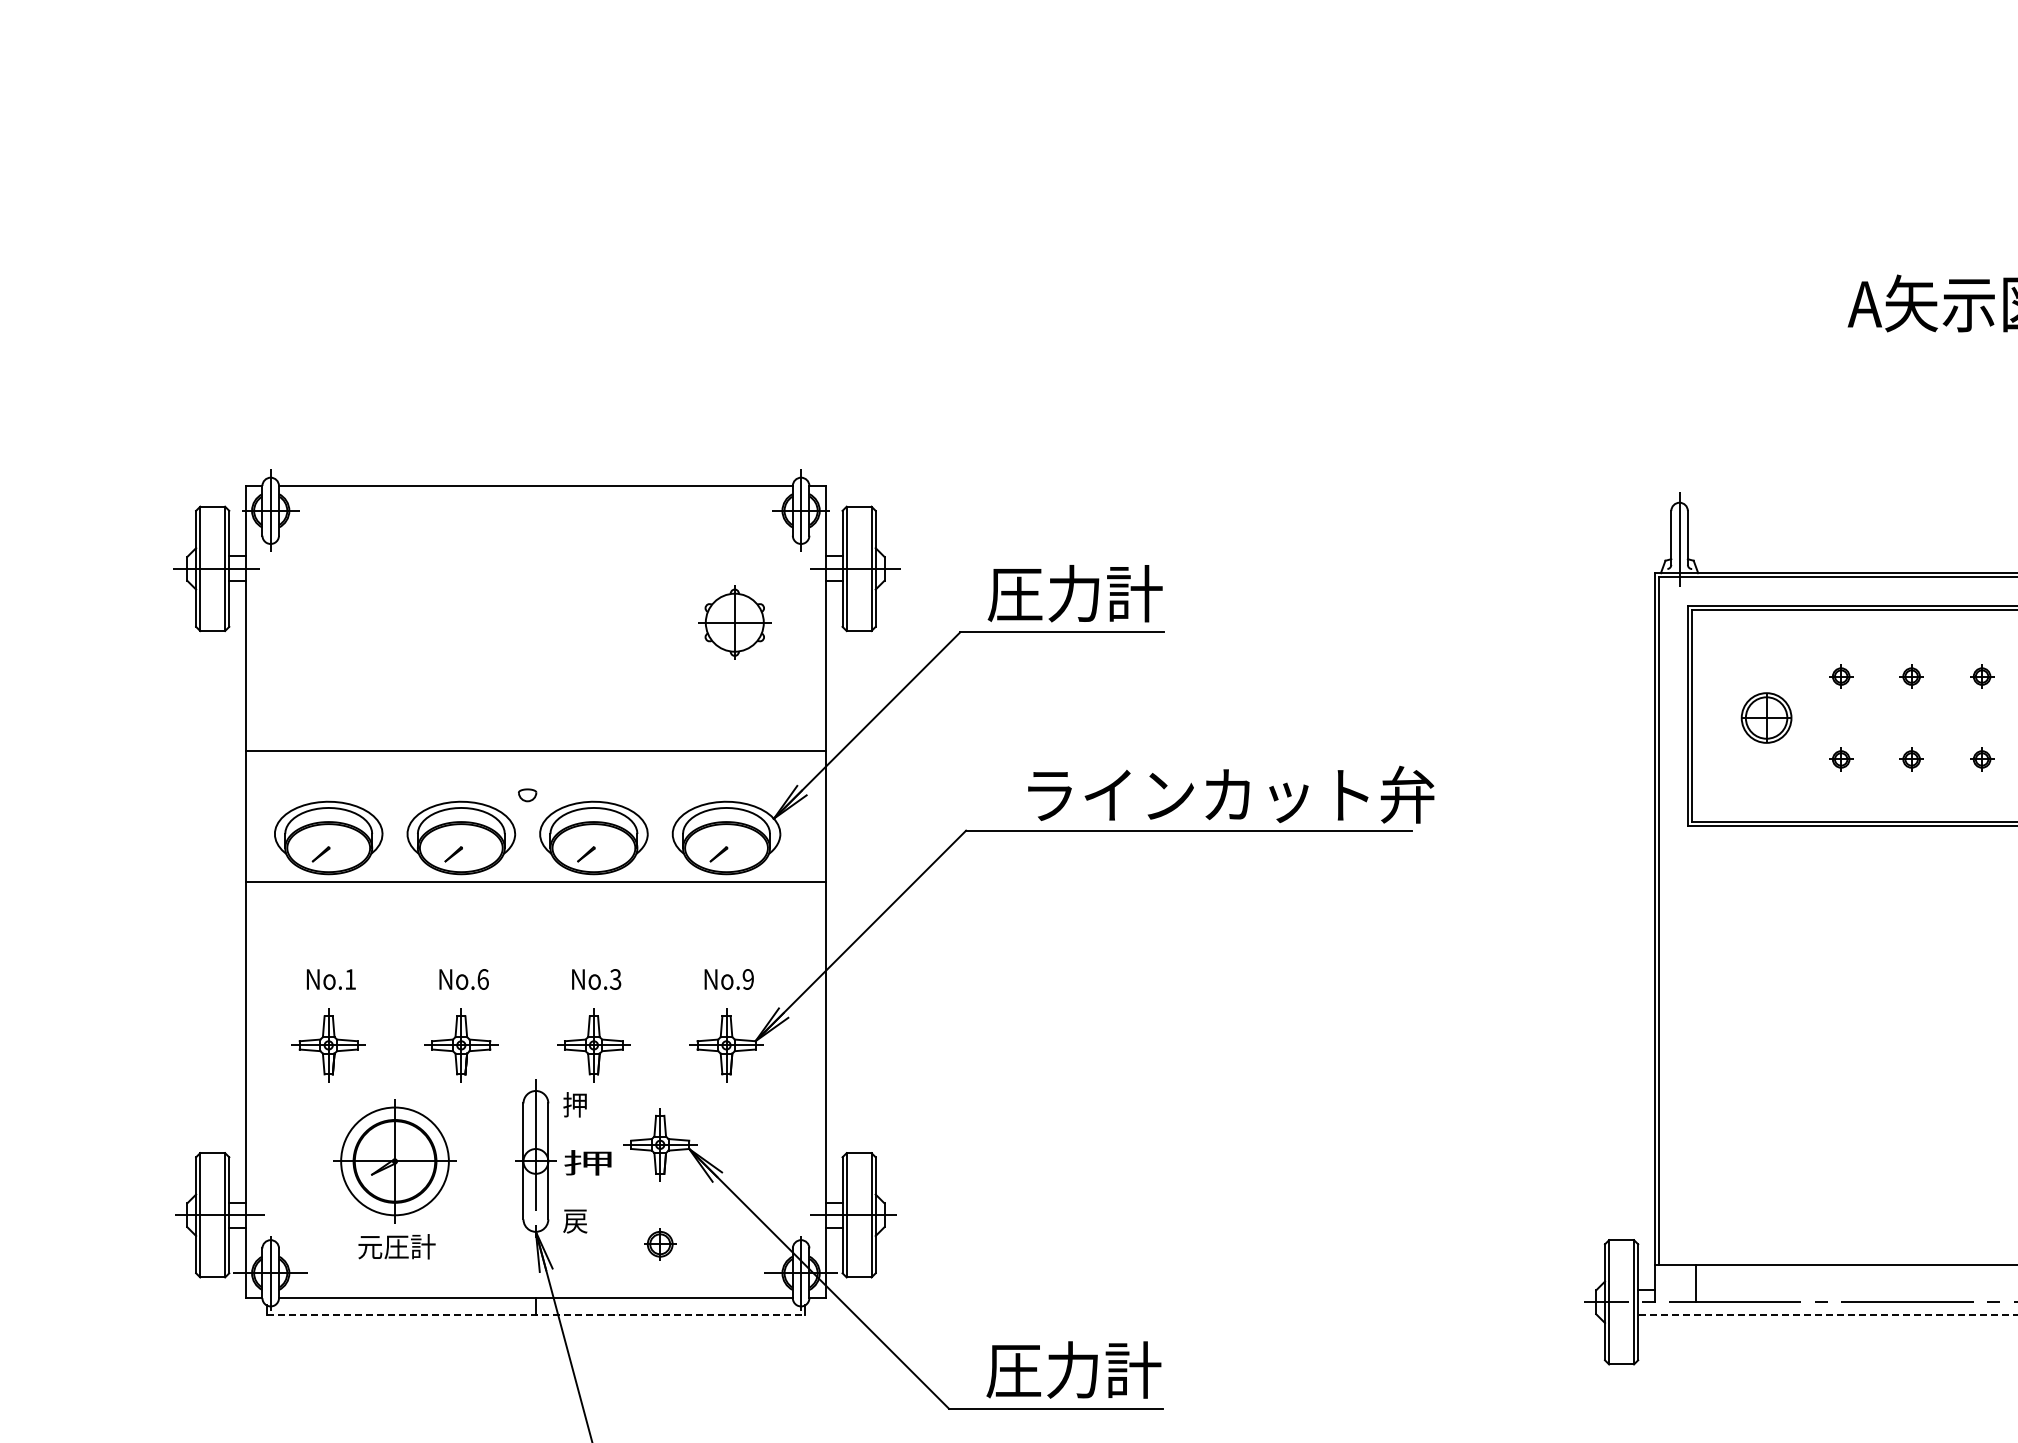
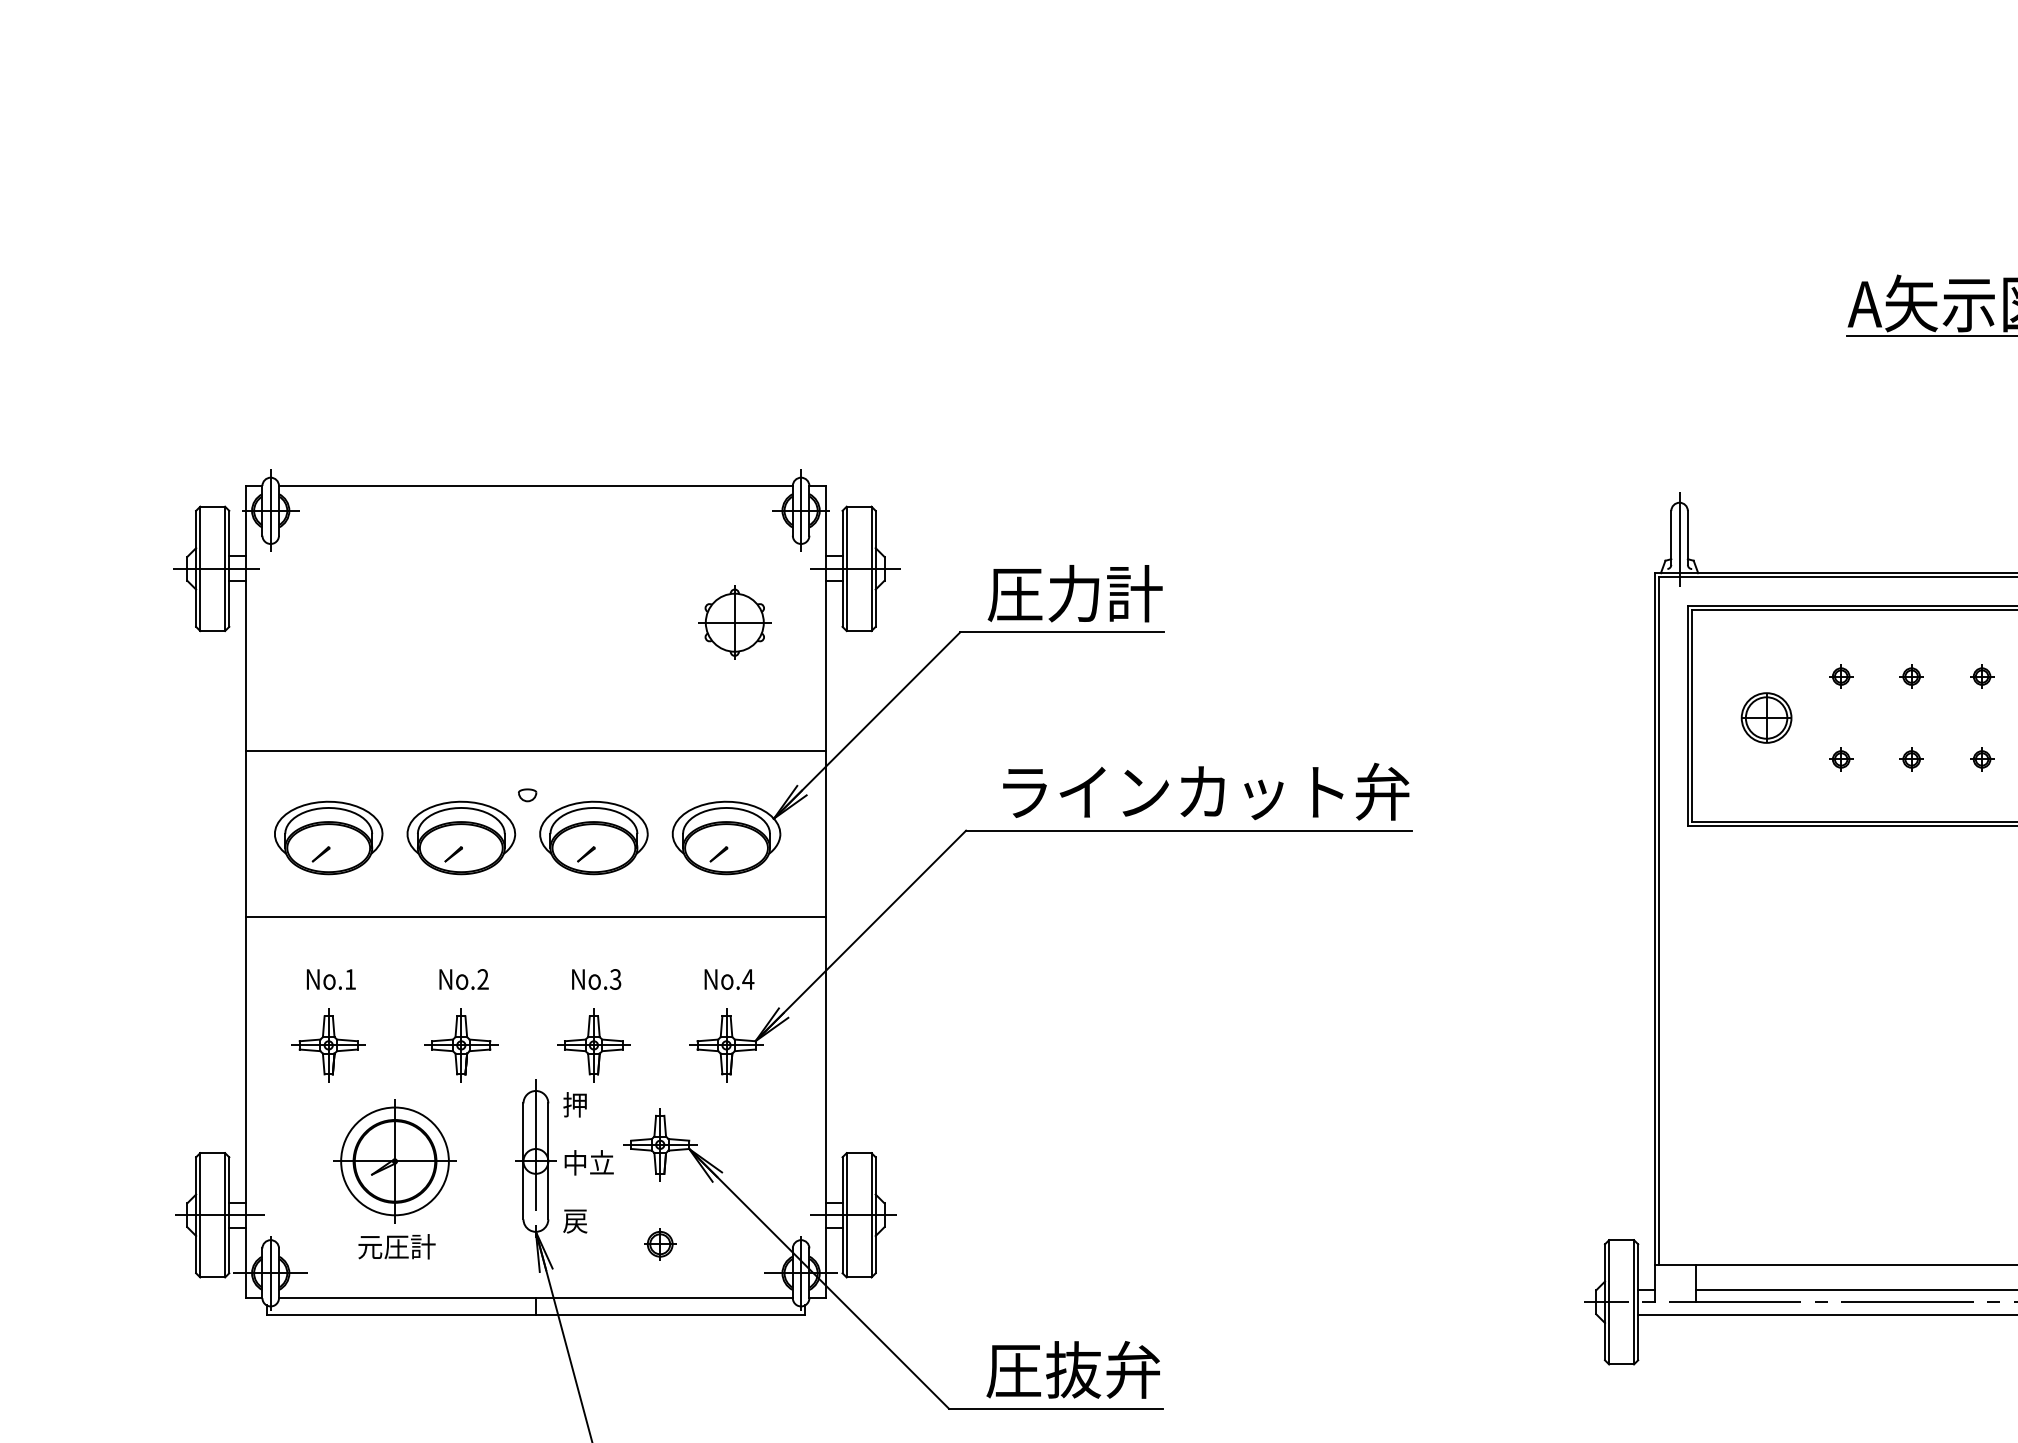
line: none -> present (1930, 335)
text position: (1231, 794) -> (1206, 791) (1206, 791)
line position: (535, 881) -> (535, 916) (535, 916)
text: No.6 -> No.2 (482, 979)
text: No.9 -> No.4 (748, 979)
text: 押 -> 中立 (588, 1162)
line: none -> present (1855, 1289)
line: dashed -> solid (536, 1314)
line: dashed -> solid (1827, 1314)
text: 圧力計 -> 圧抜弁 (1103, 1369)
